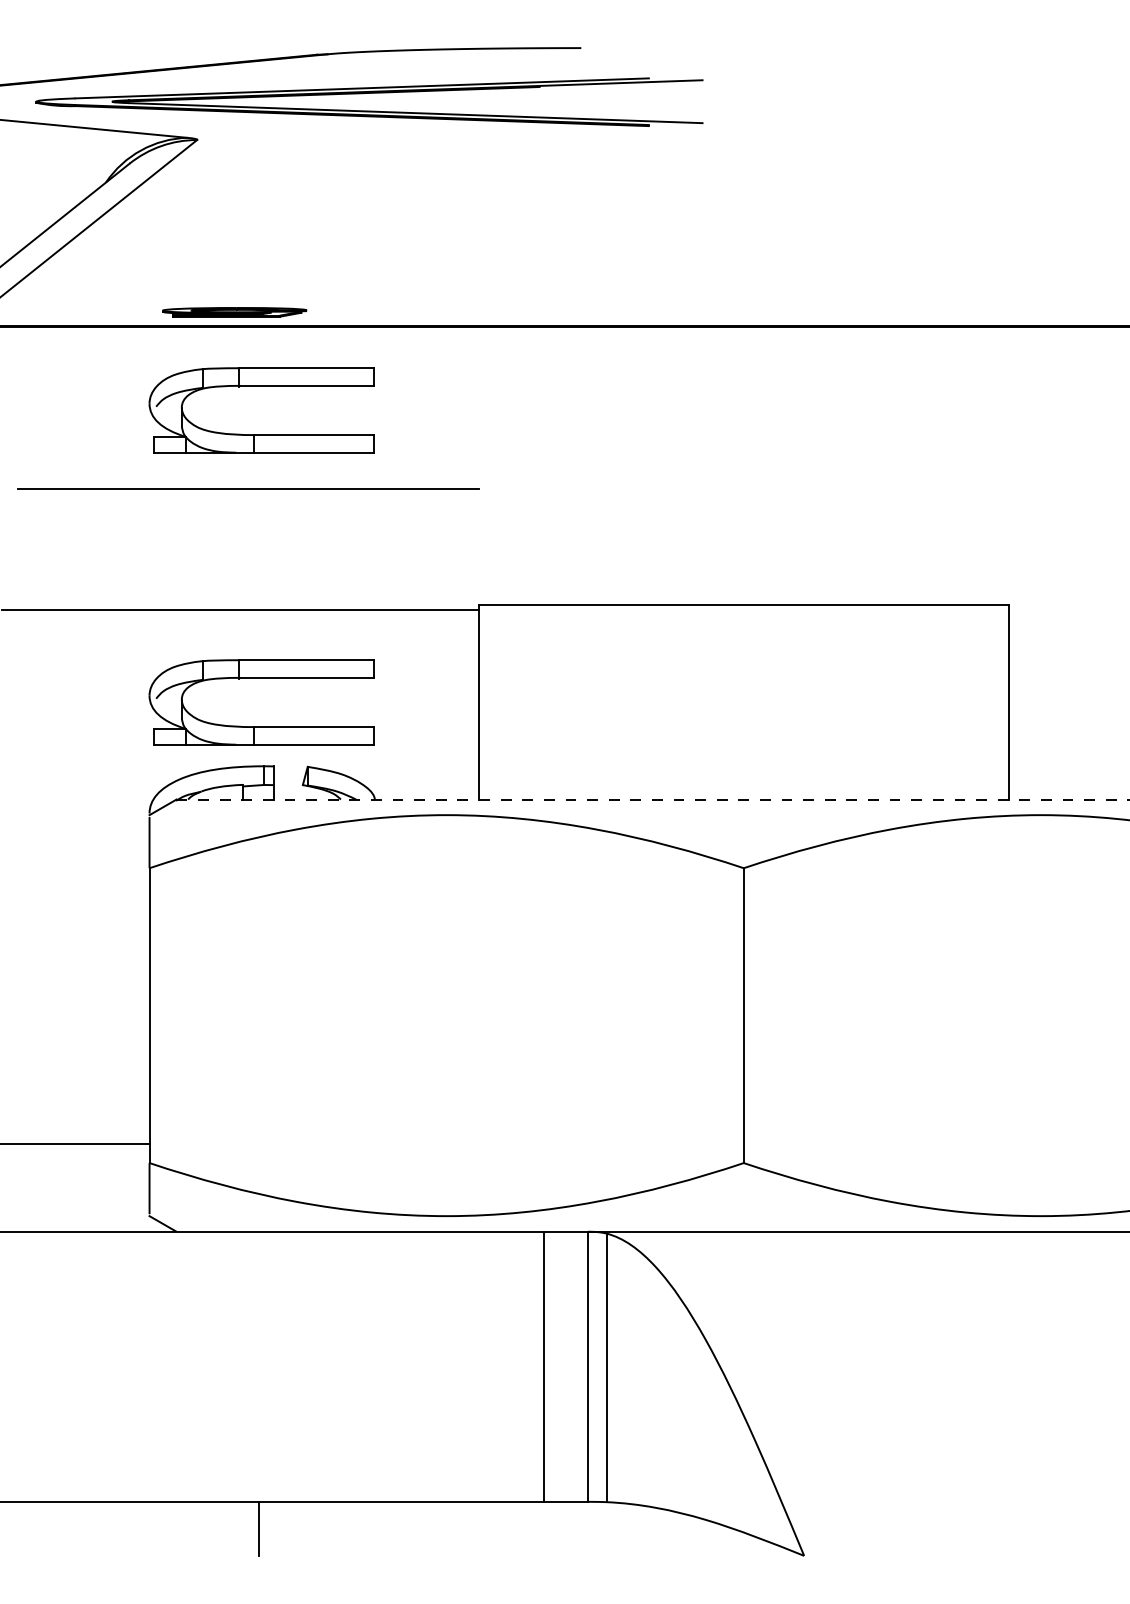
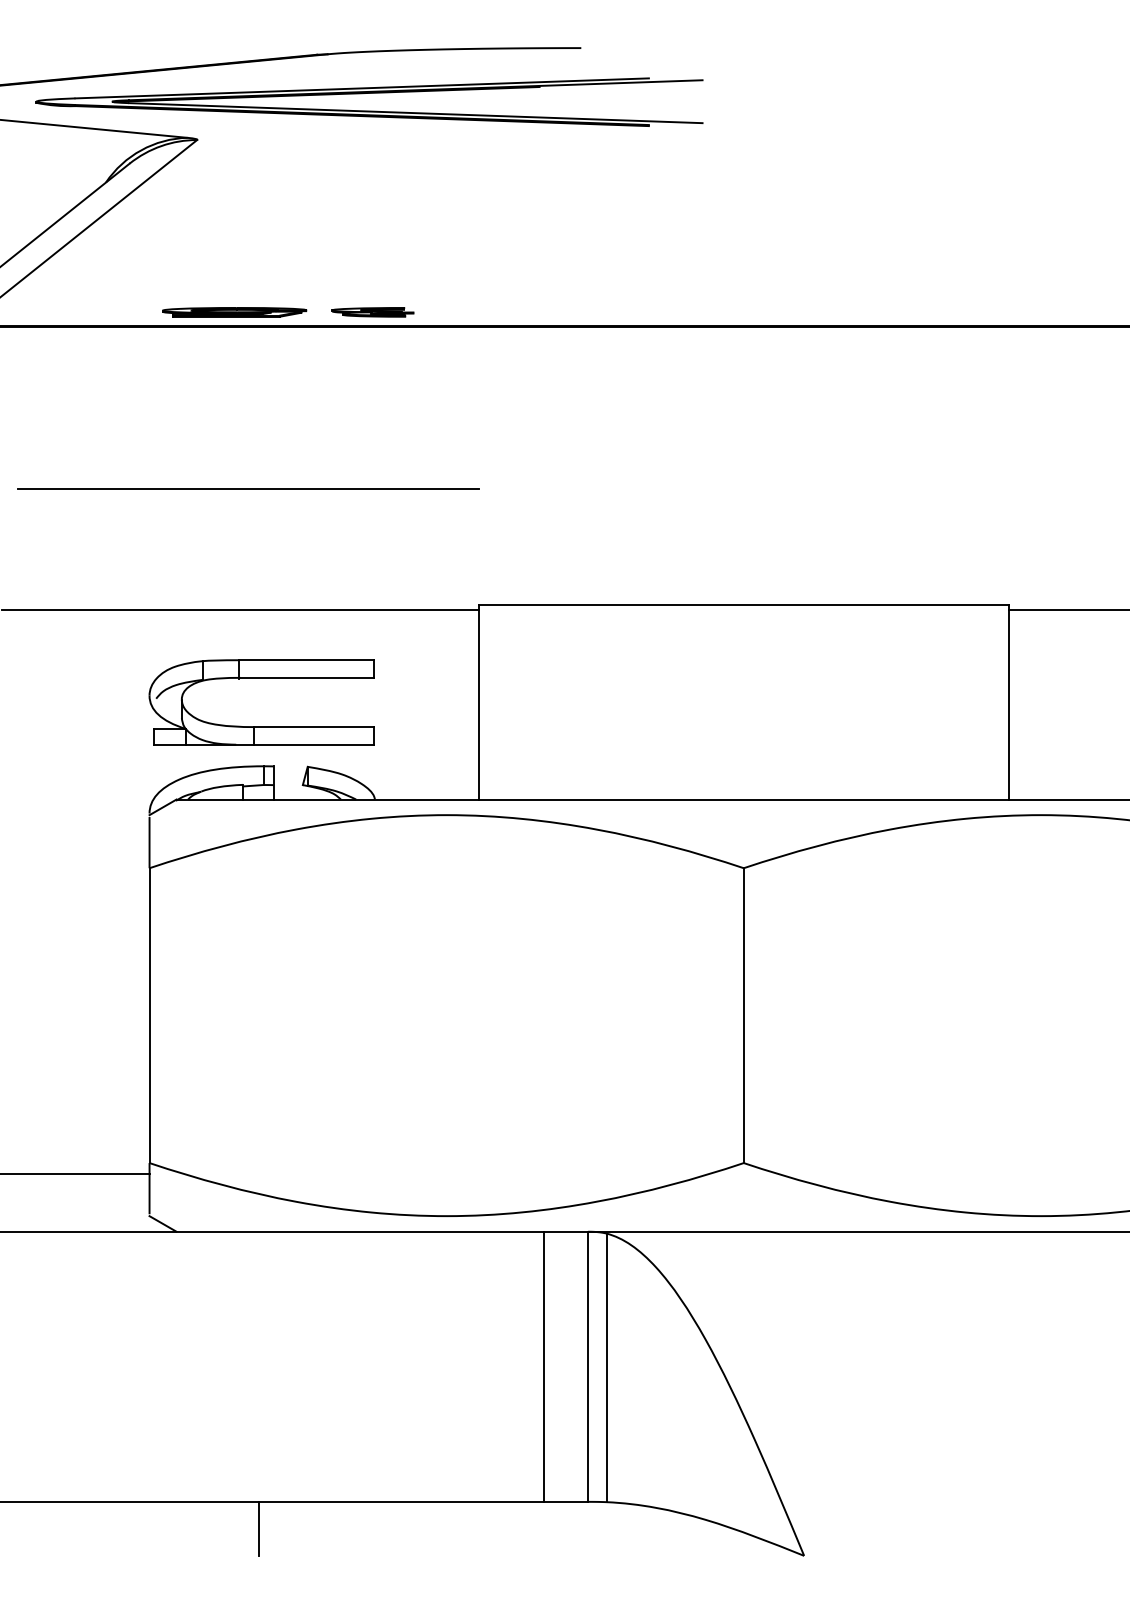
part: none -> present (372, 312)
part: present -> none (261, 386)
line: none -> present (1067, 610)
line: dashed -> solid (652, 799)
line position: (75, 1143) -> (75, 1173) (75, 1173)
